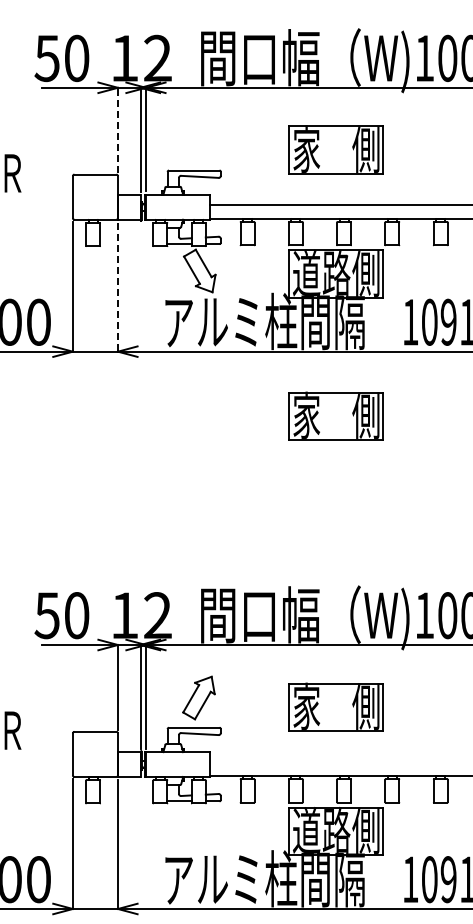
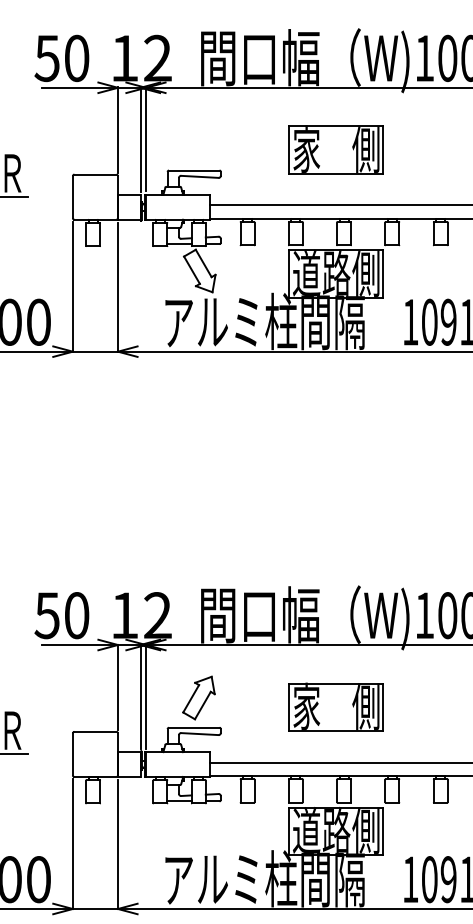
line: dashed -> solid (118, 130)
line: none -> present (14, 197)
line: dashed -> solid (118, 288)
part: present -> none (335, 415)
line: none -> present (14, 754)
line: none -> present (339, 762)
